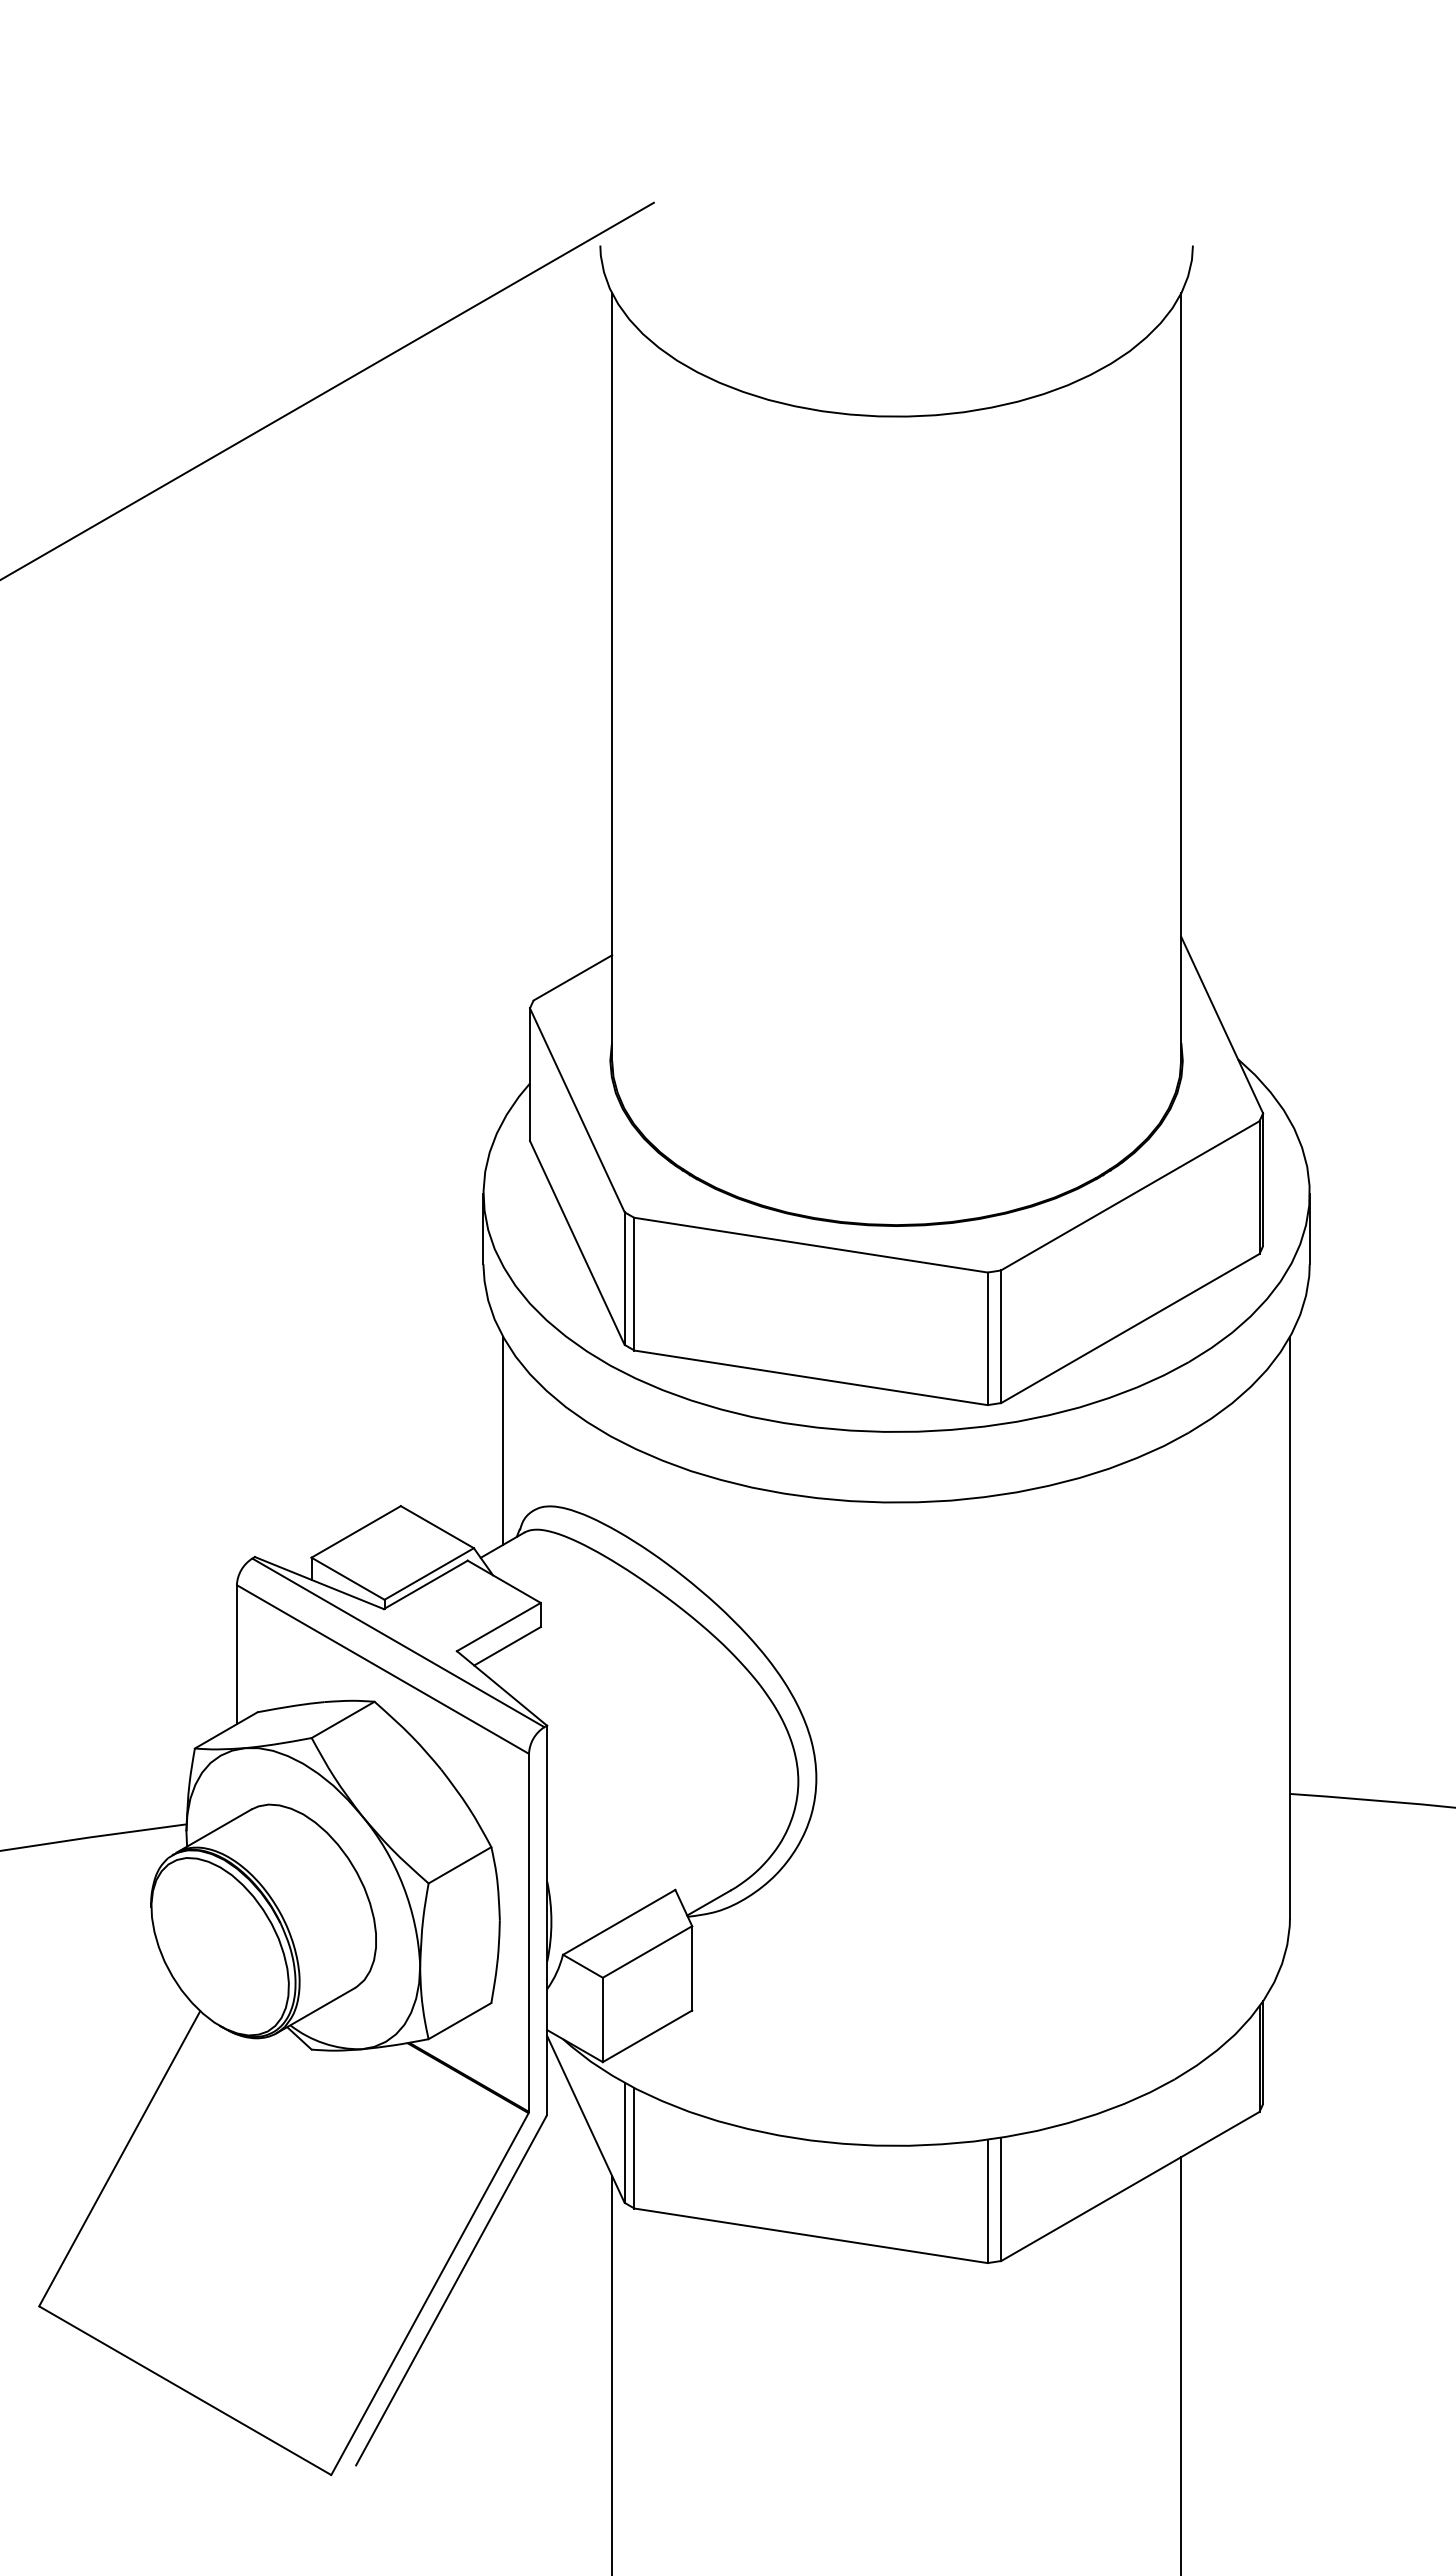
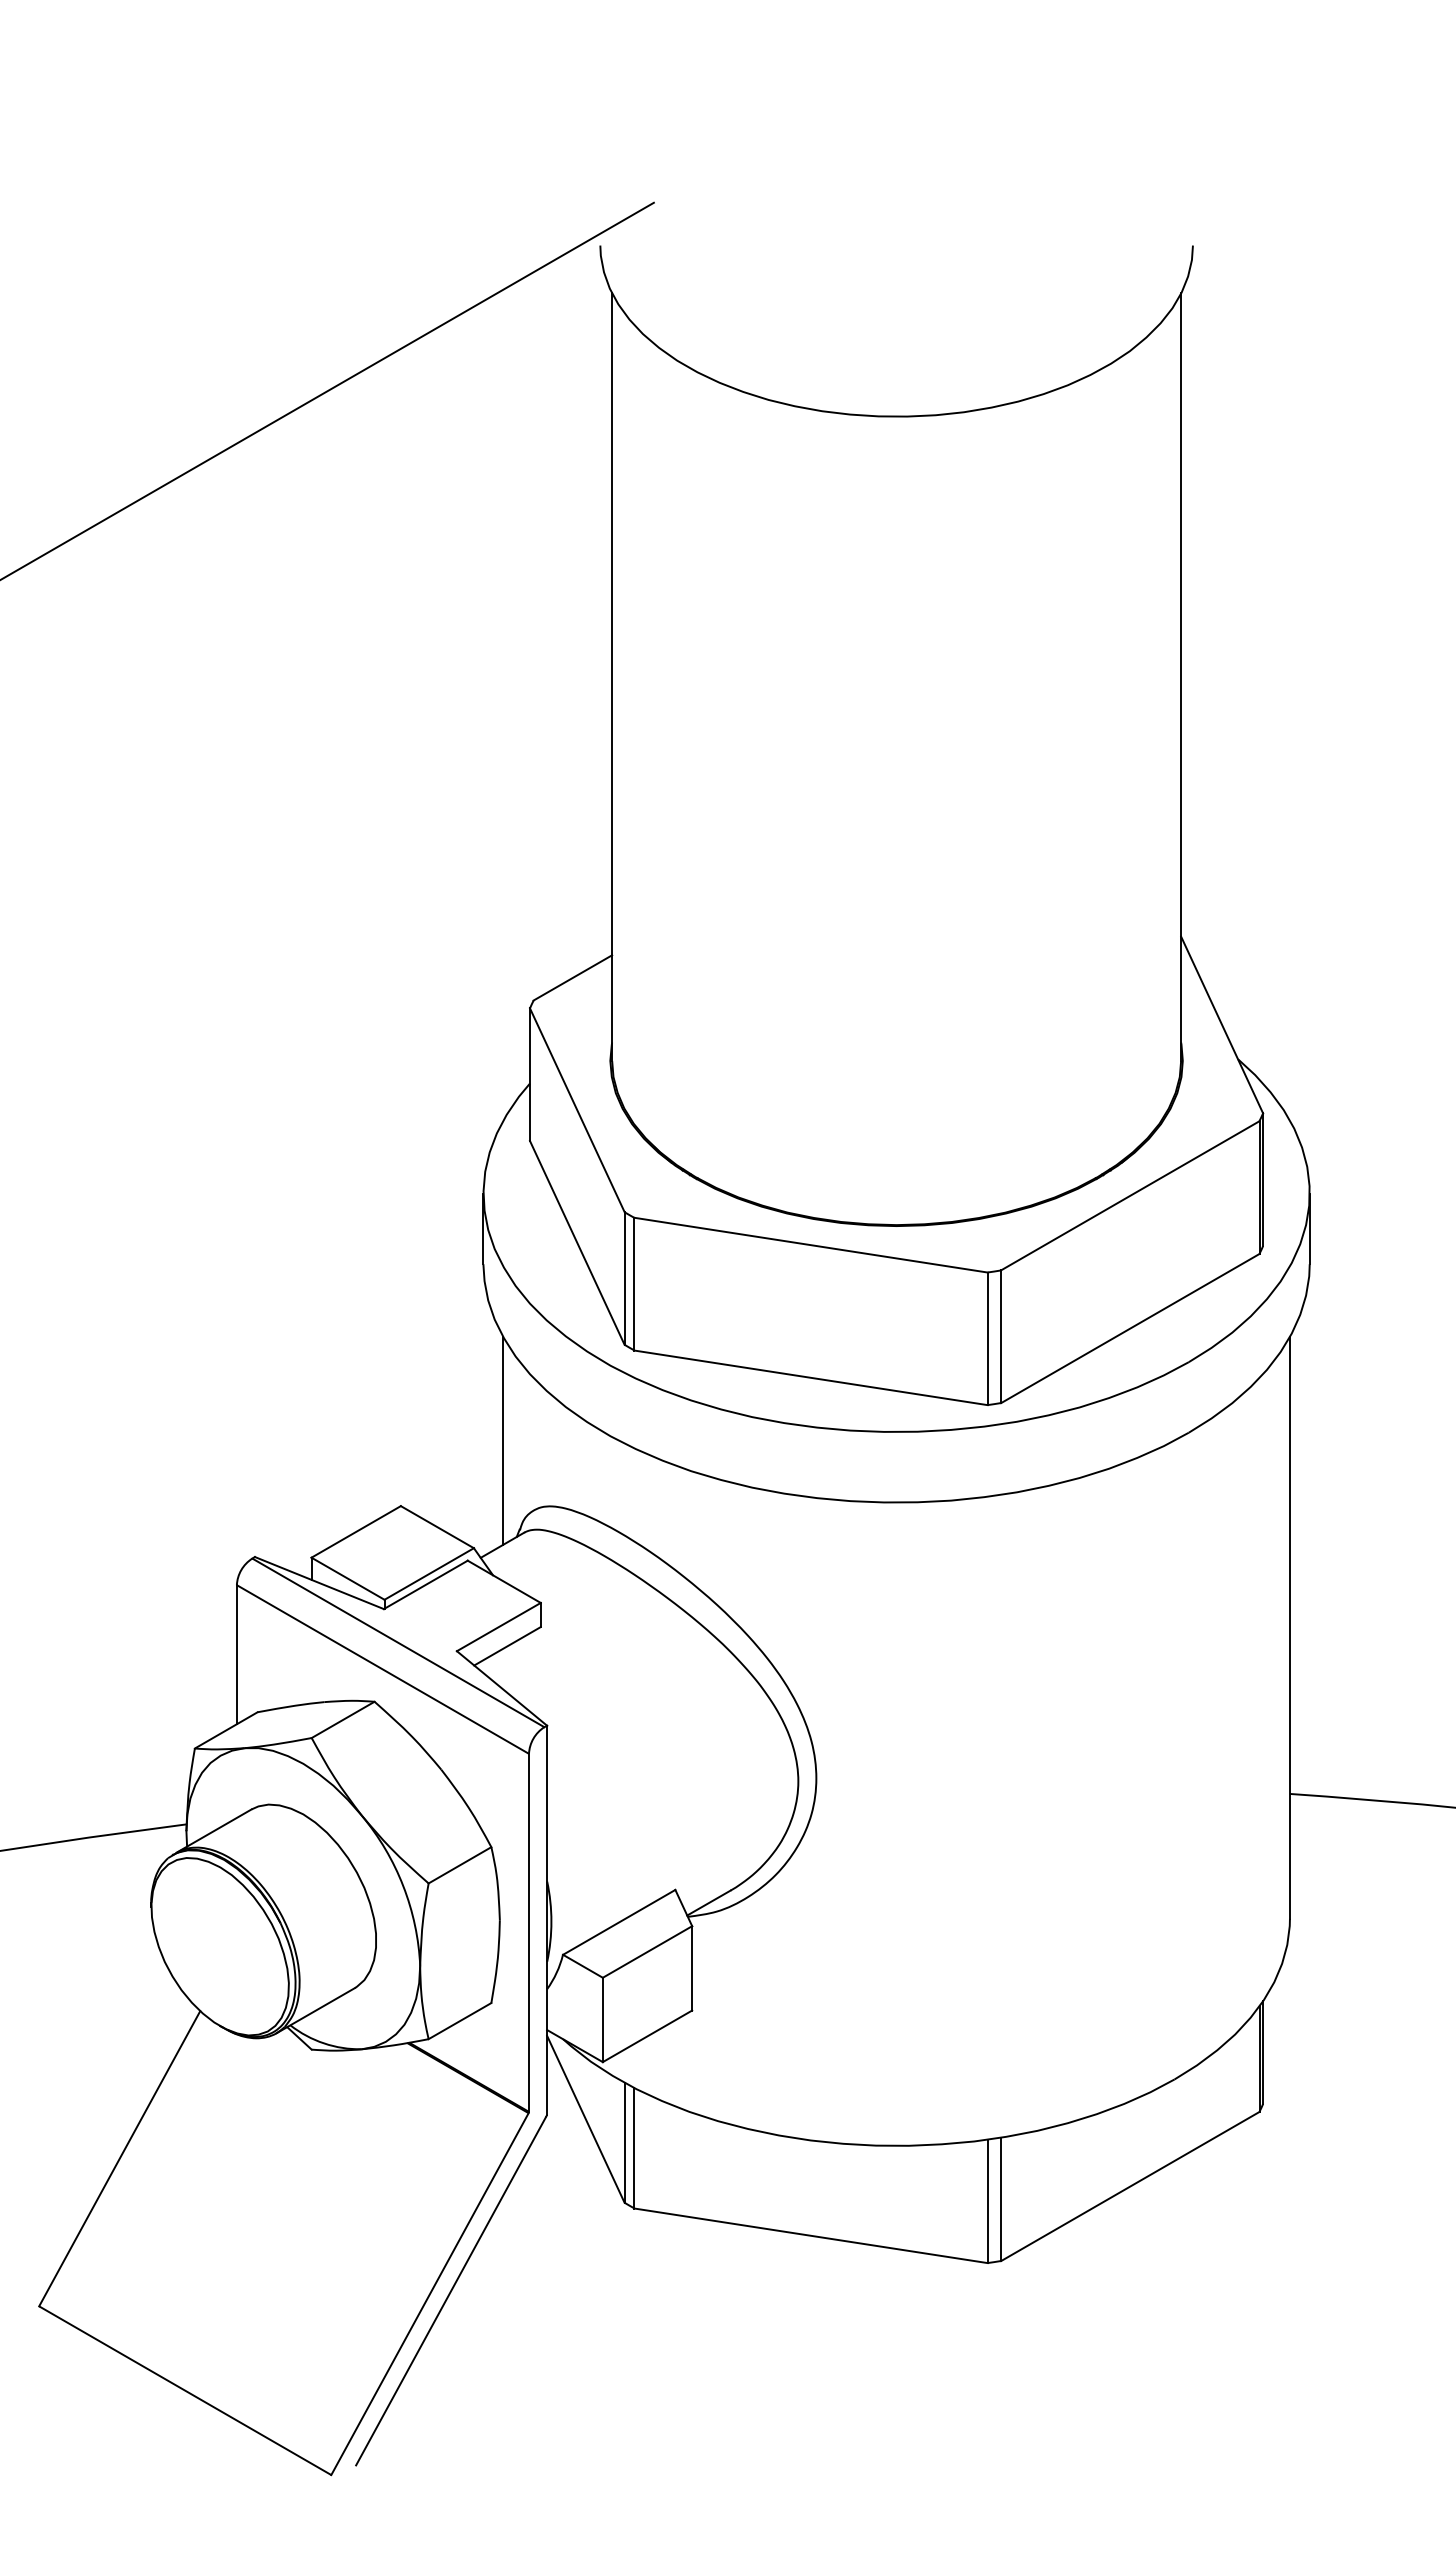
line: present -> none (1181, 2364)
line: present -> none (612, 2373)
